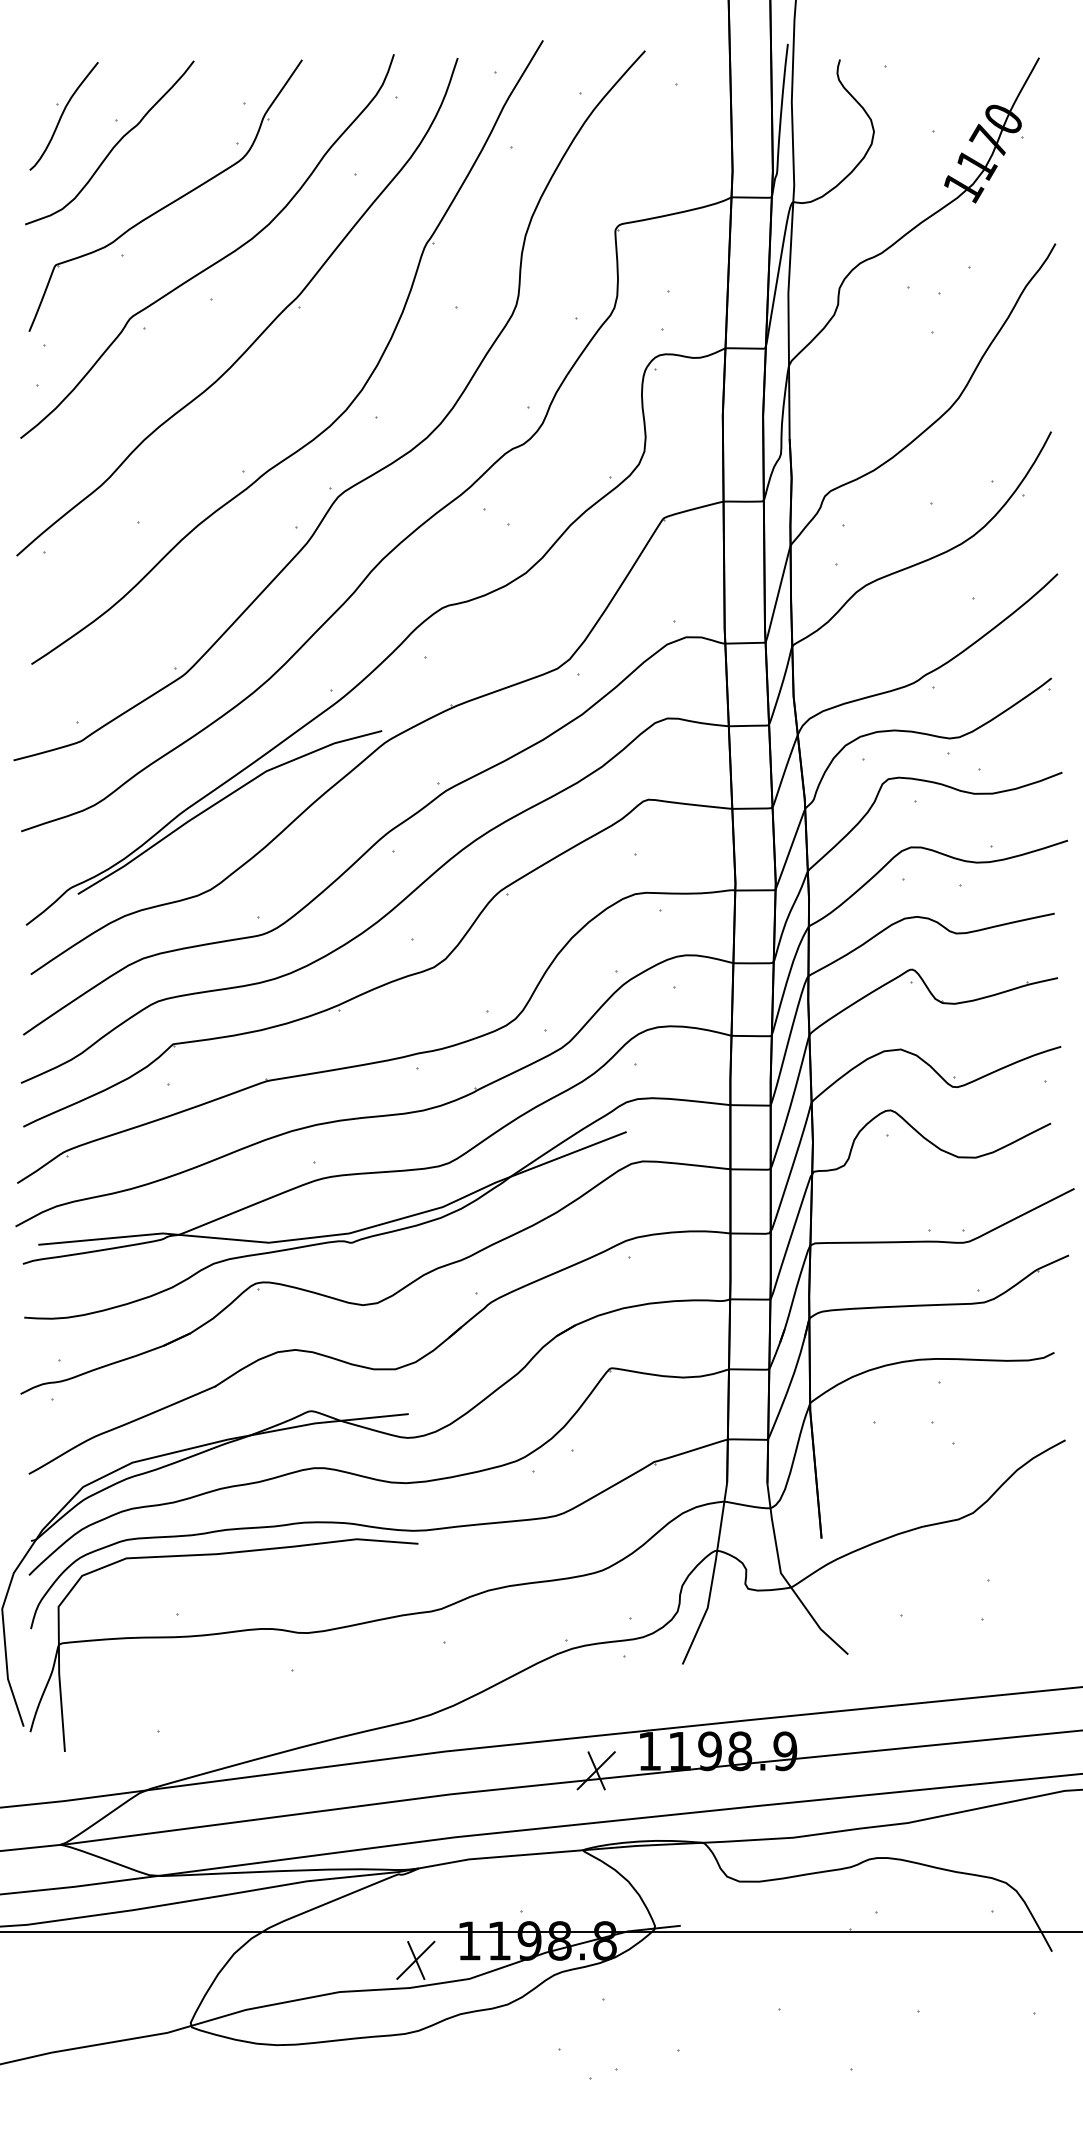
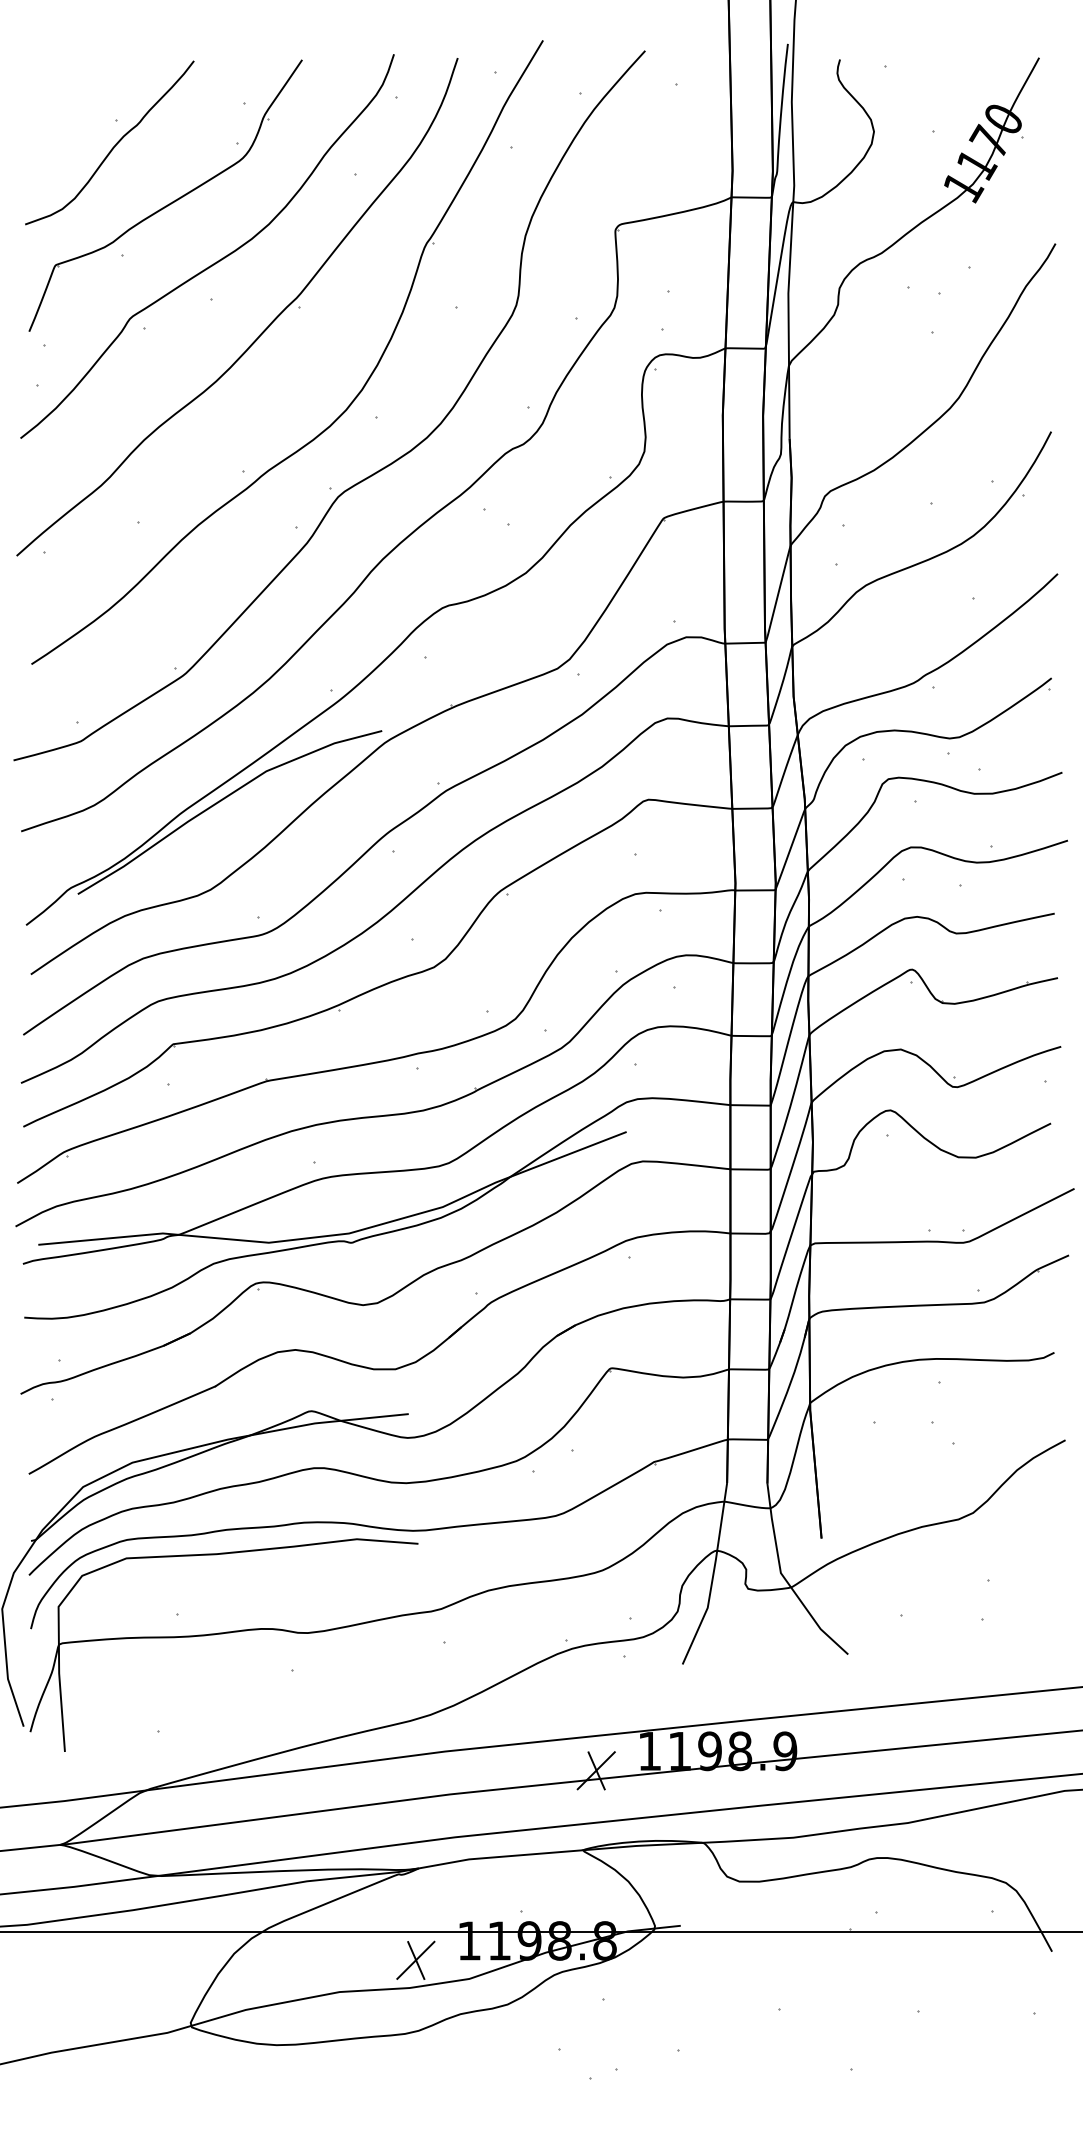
part: present -> none (63, 116)
